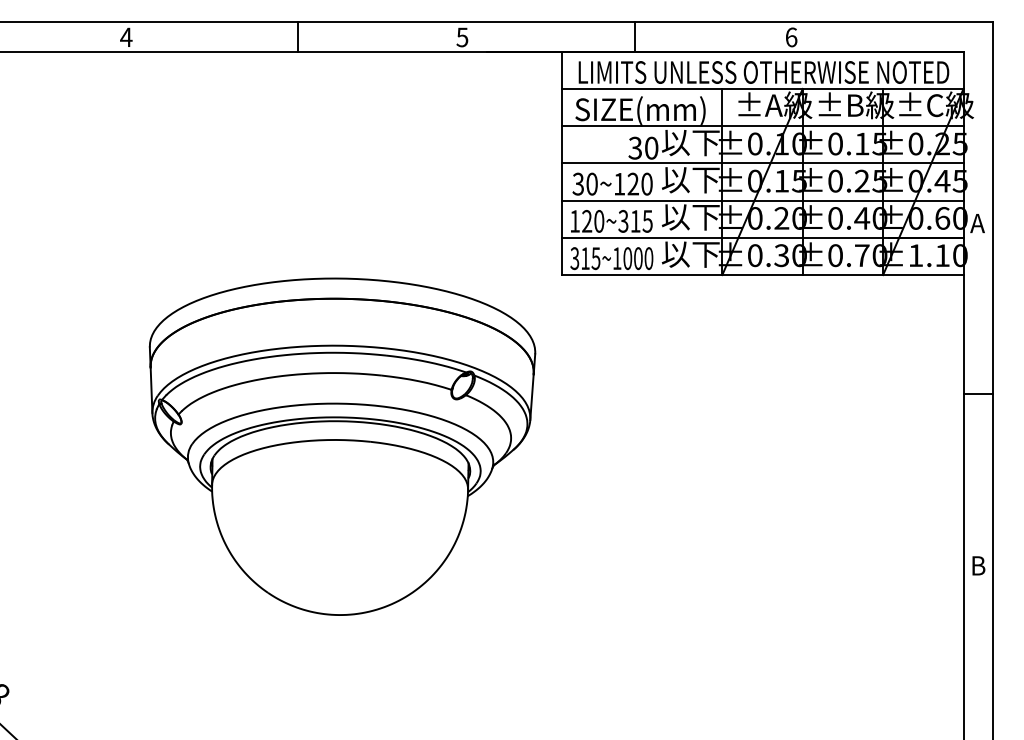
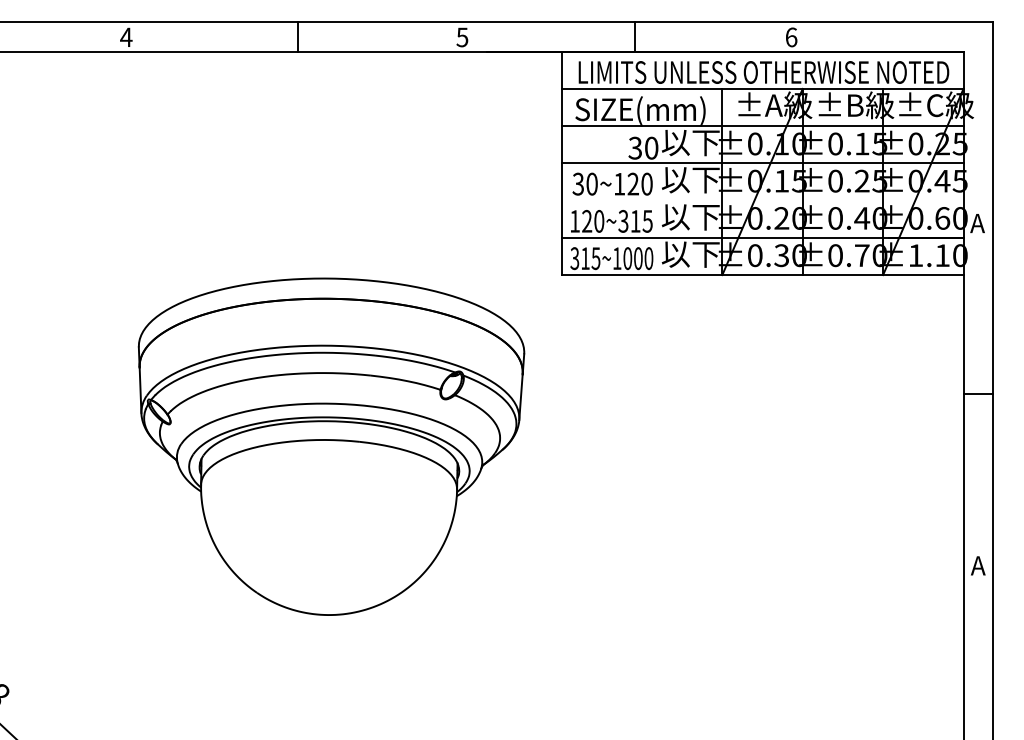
line: present -> none (762, 200)
part position: (342, 446) -> (331, 446) (331, 446)
text: B -> A (977, 565)
